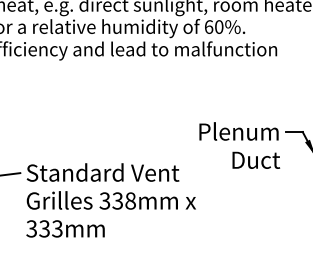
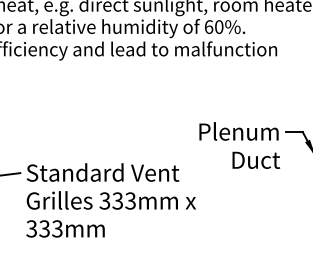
text: 338mm -> 333mm (130, 200)
